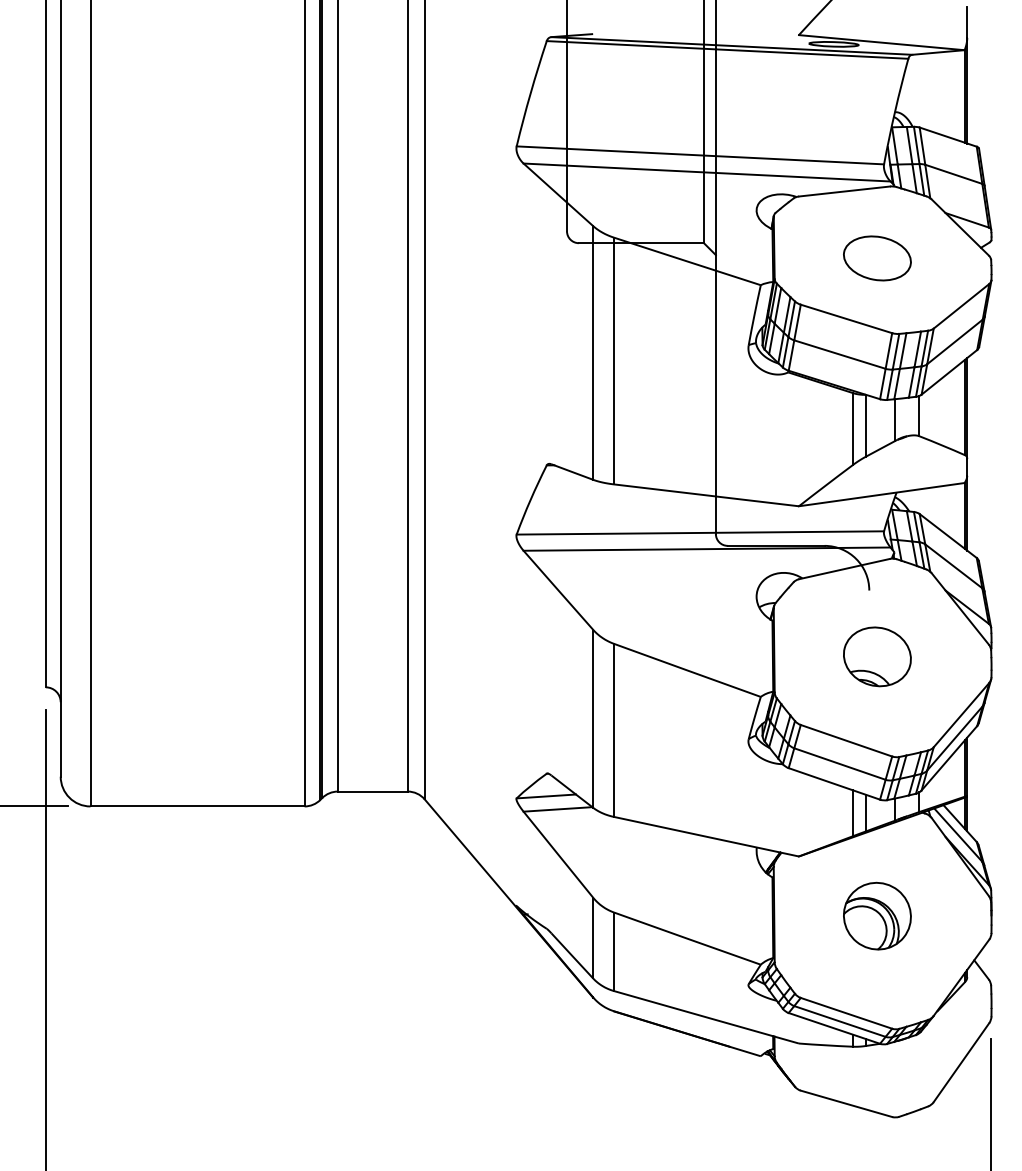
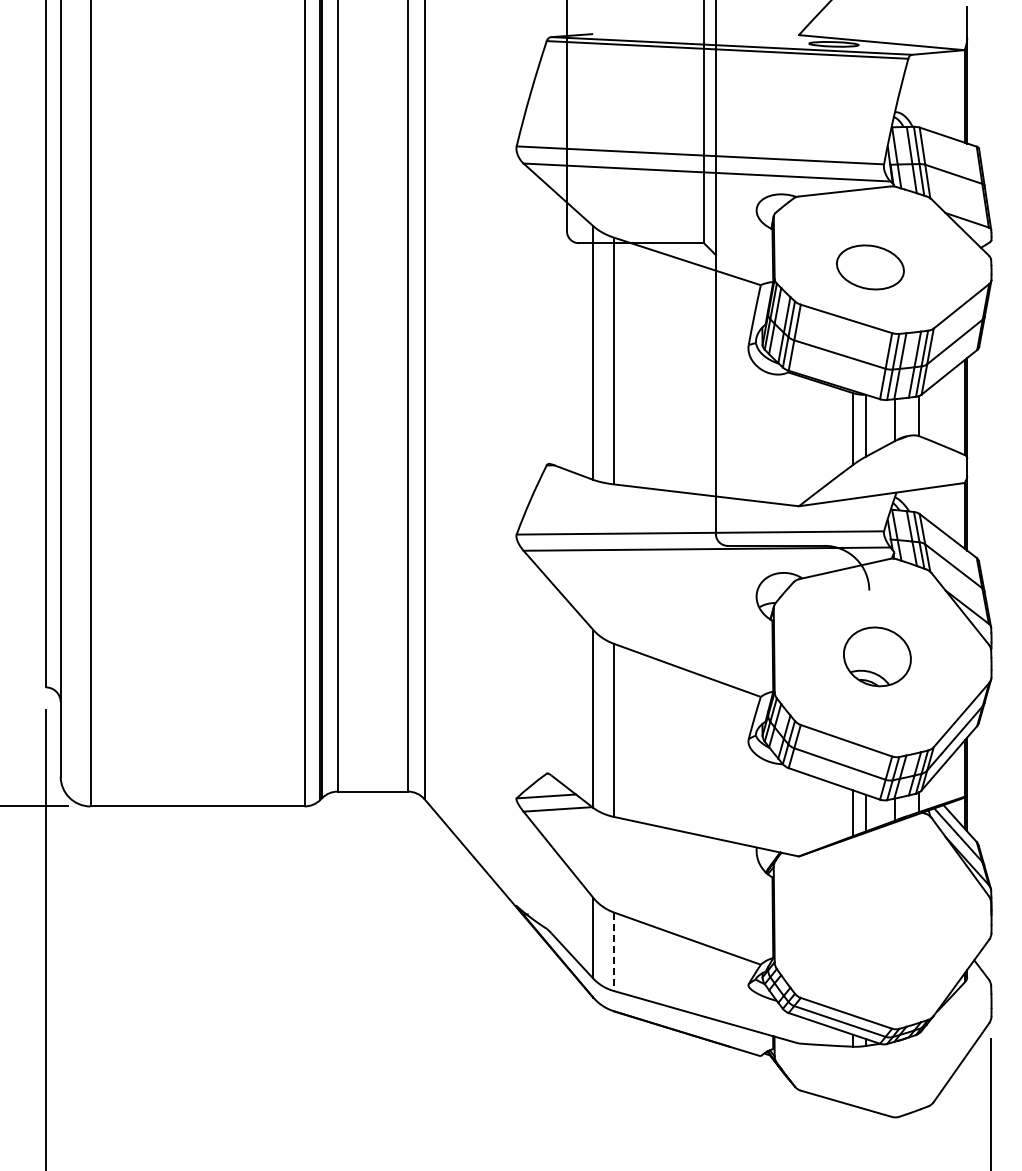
part position: (877, 258) -> (870, 267) (870, 267)
part: present -> none (877, 915)
line: solid -> dashed (614, 952)
